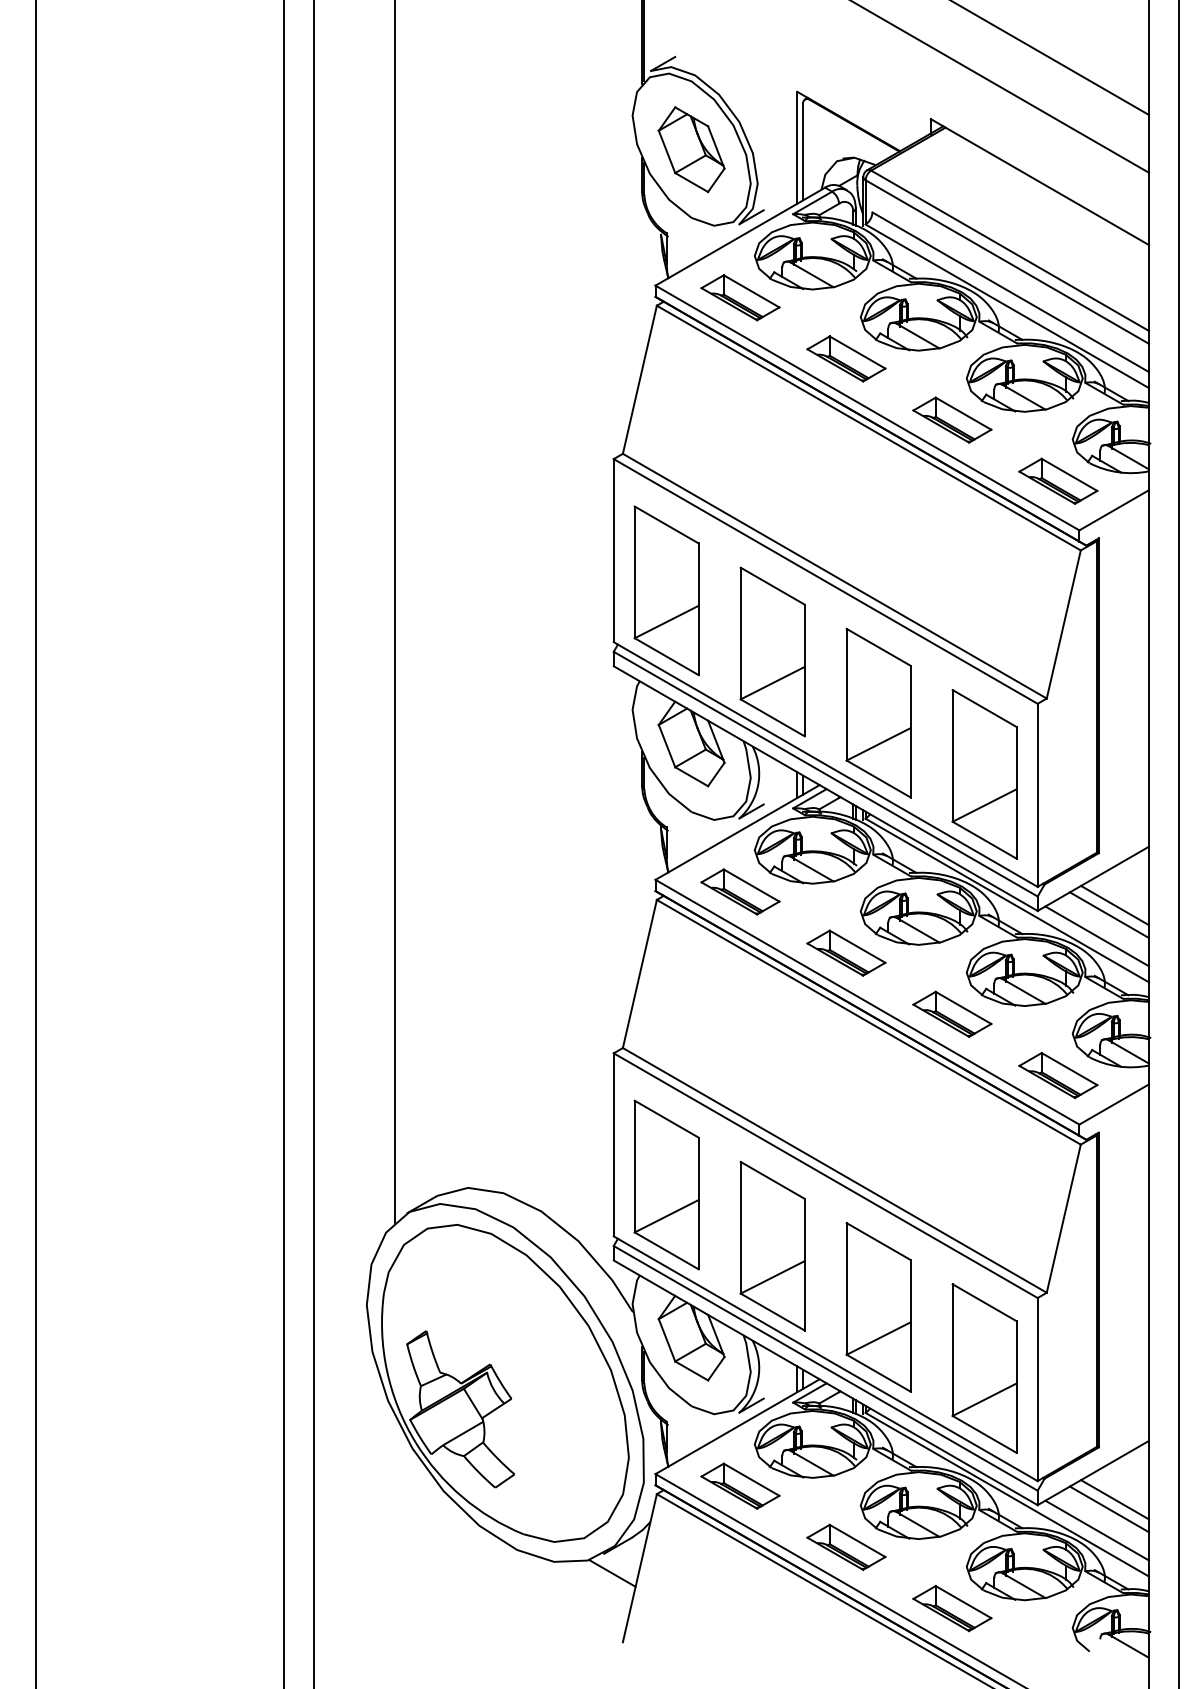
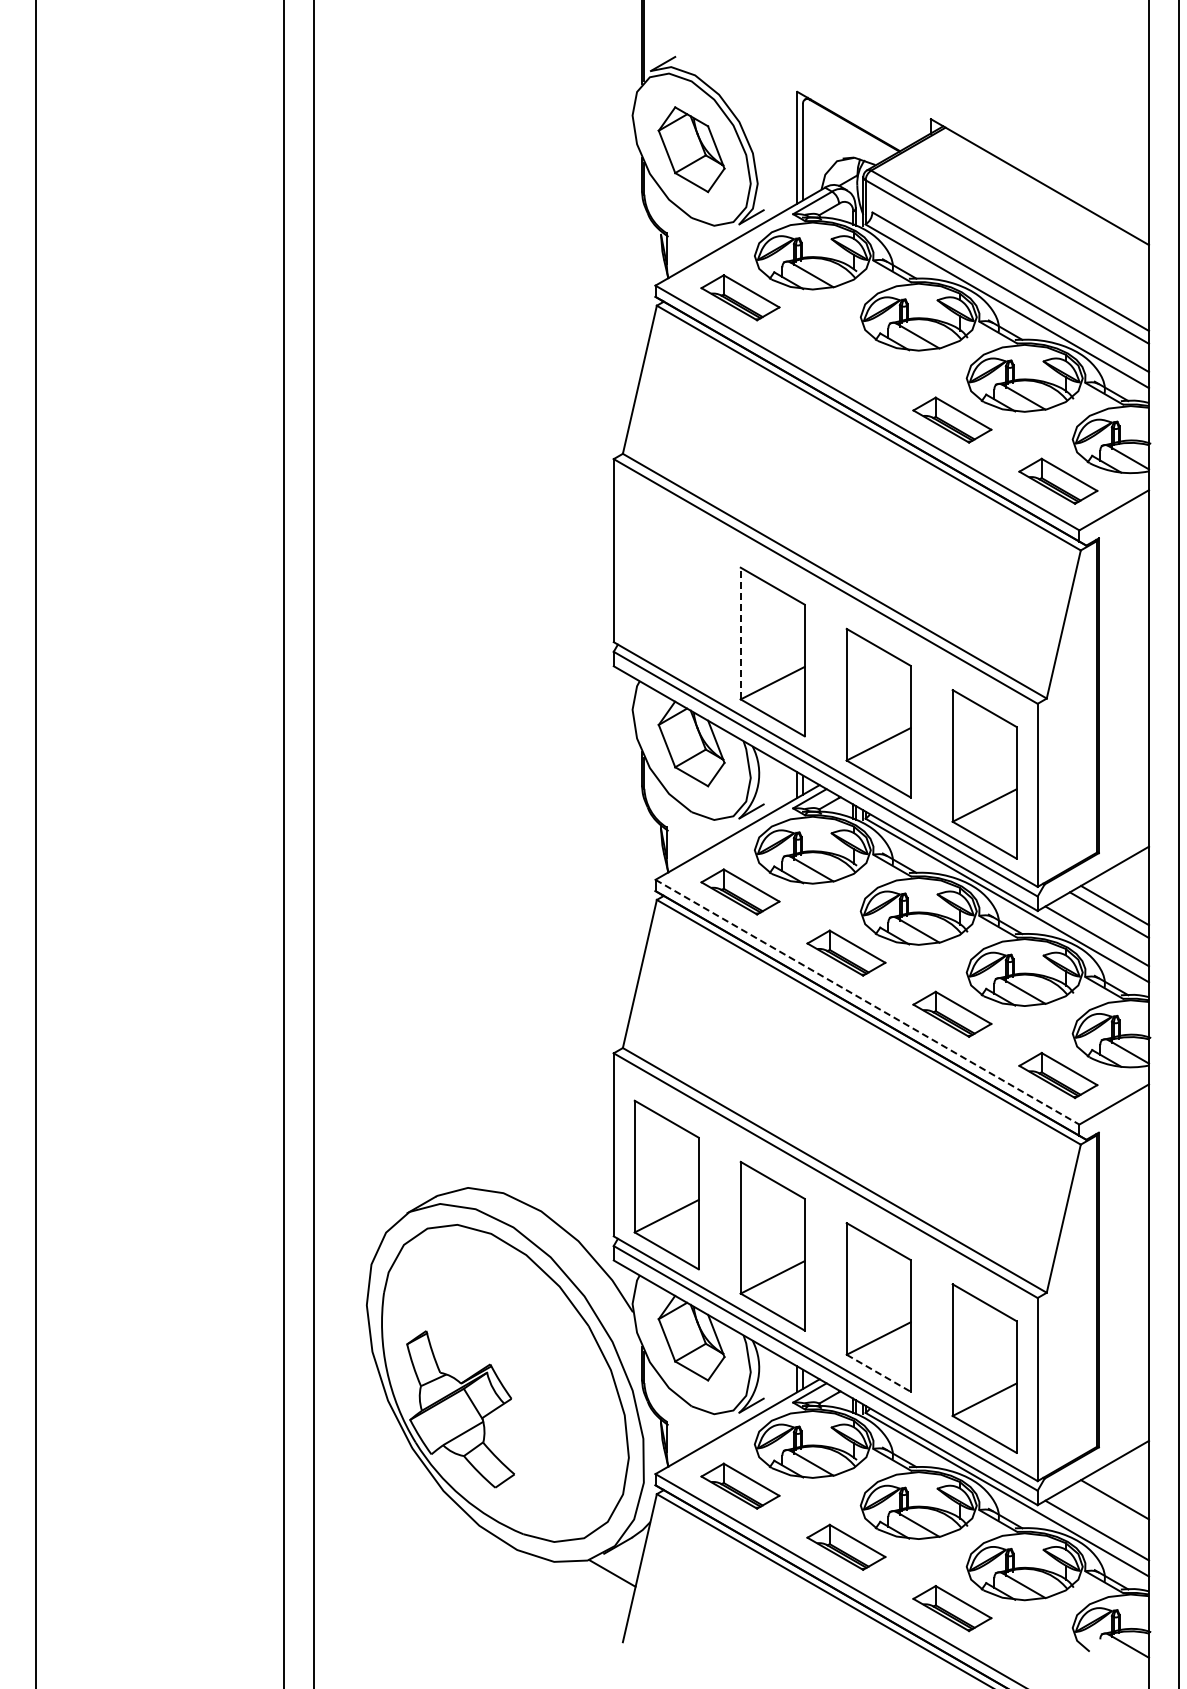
line: present -> none (1051, 58)
line: present -> none (1001, 87)
part: present -> none (846, 358)
part: present -> none (666, 590)
line: present -> none (394, 612)
line: solid -> dashed (740, 633)
line: solid -> dashed (867, 1002)
line: solid -> dashed (878, 1373)
line: present -> none (1109, 1509)
